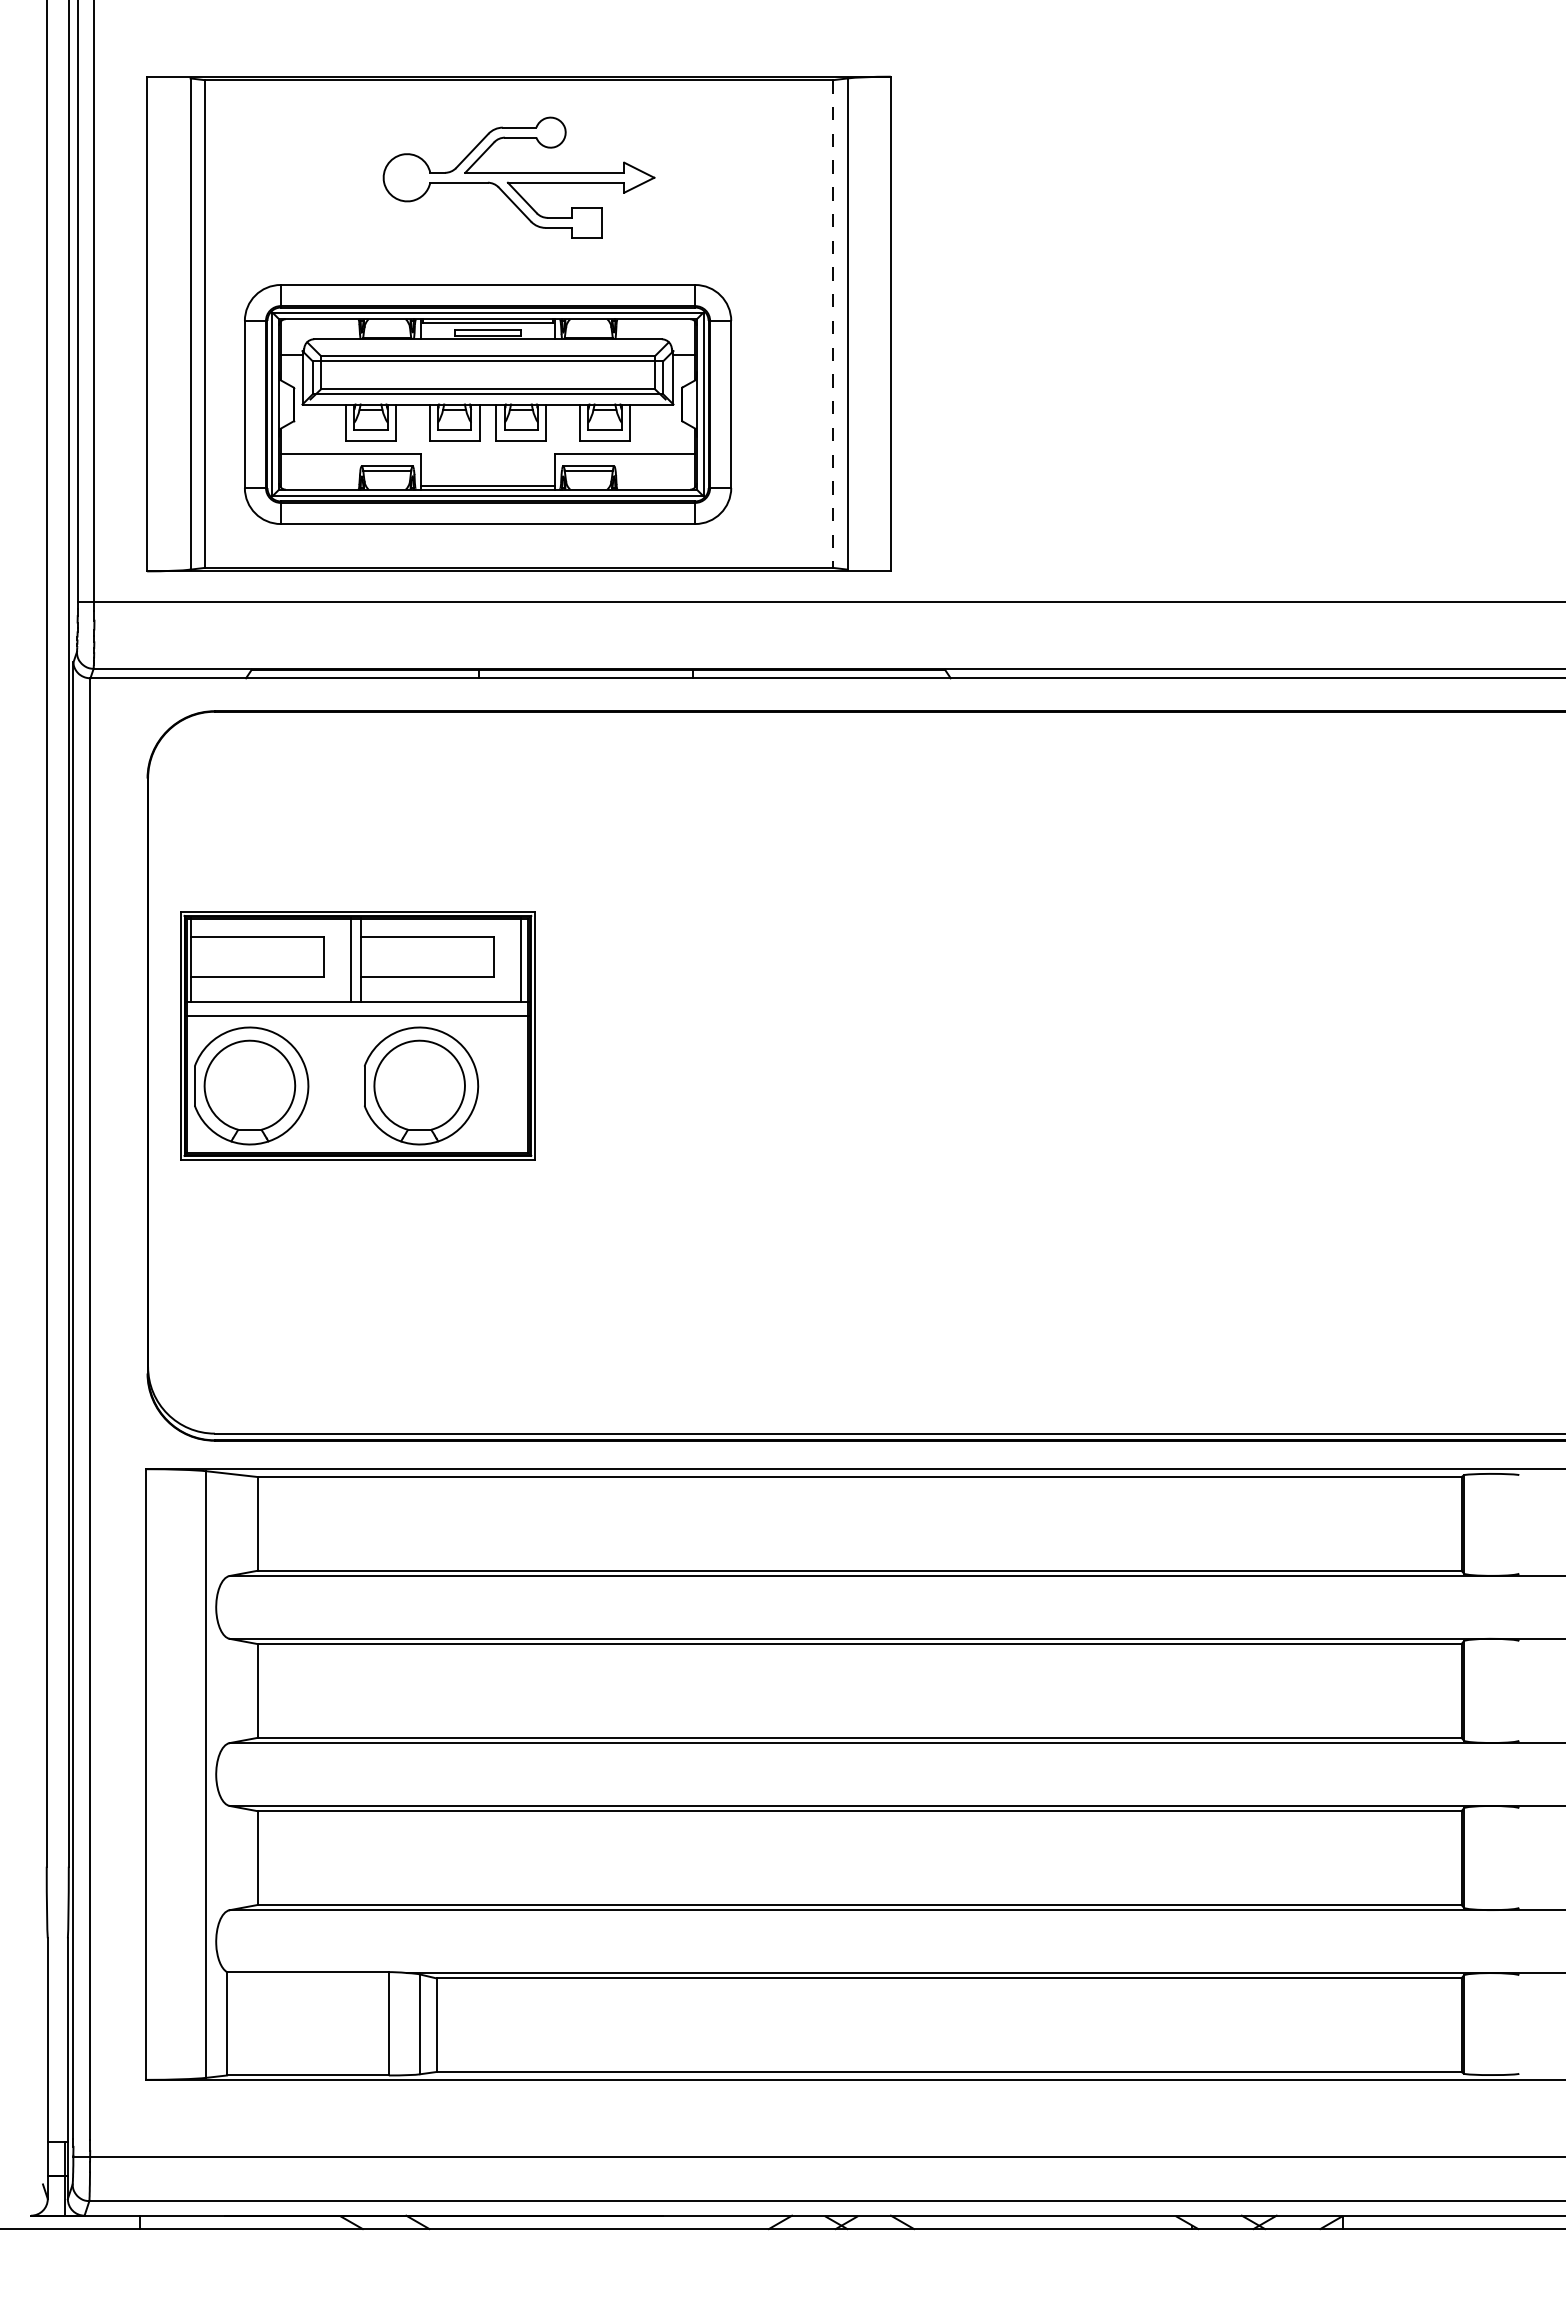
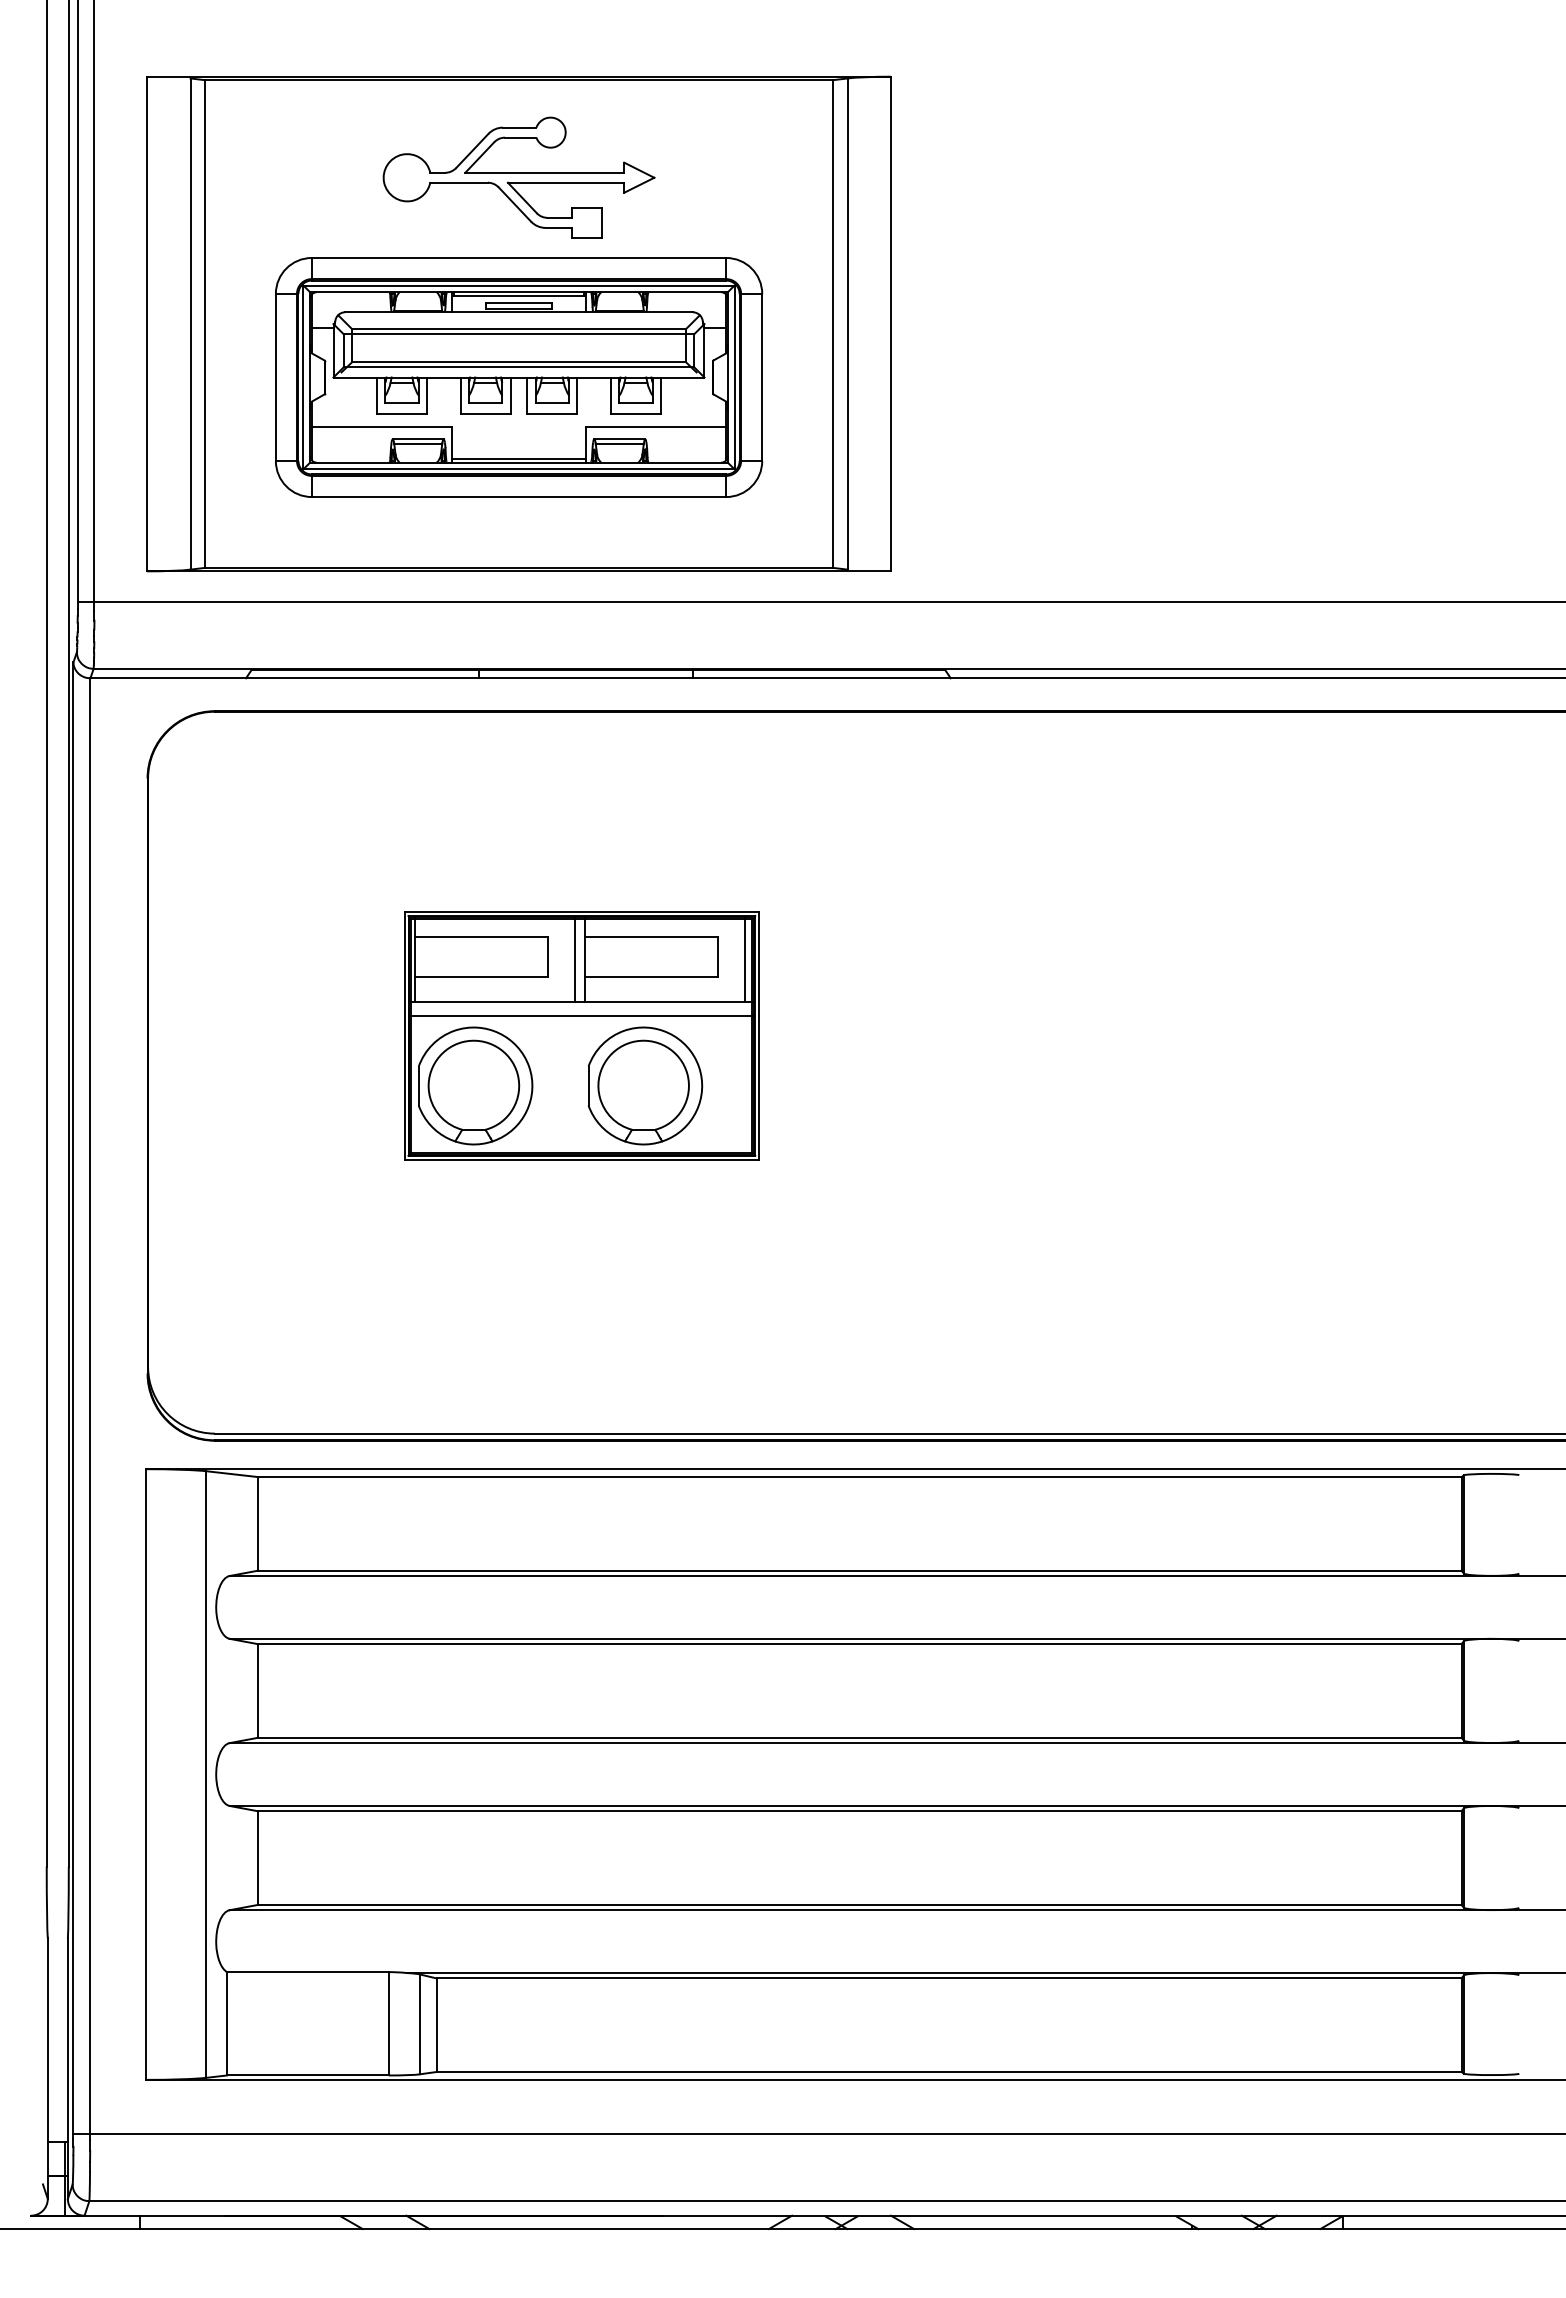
line: dashed -> solid (832, 324)
part position: (488, 404) -> (519, 377) (519, 377)
part position: (357, 1035) -> (581, 1035) (581, 1035)
line position: (817, 2157) -> (817, 2134) (817, 2134)
